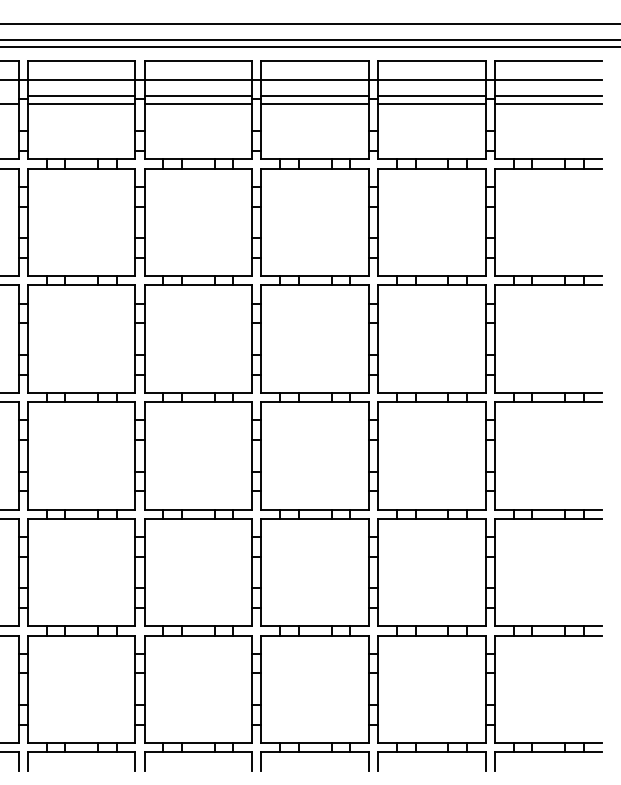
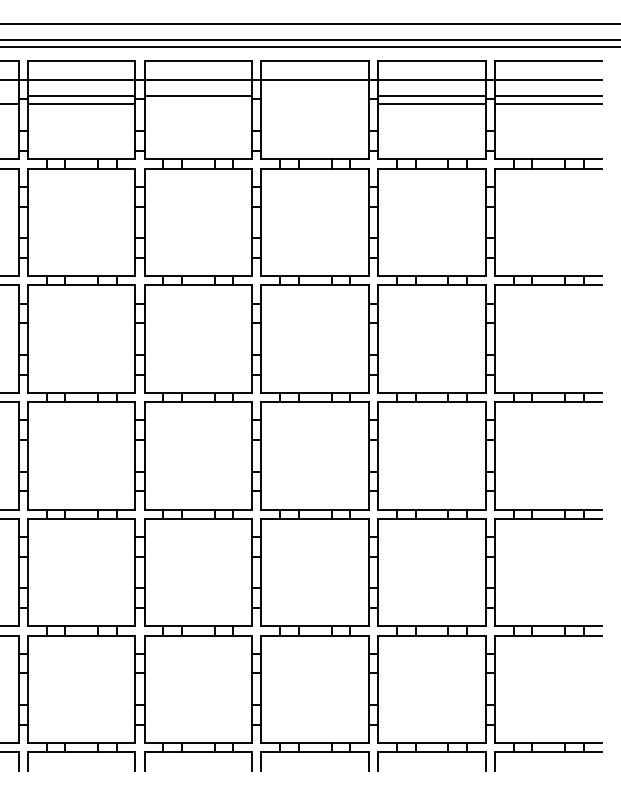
line: present -> none (314, 96)
line: present -> none (198, 103)
line: present -> none (314, 103)
